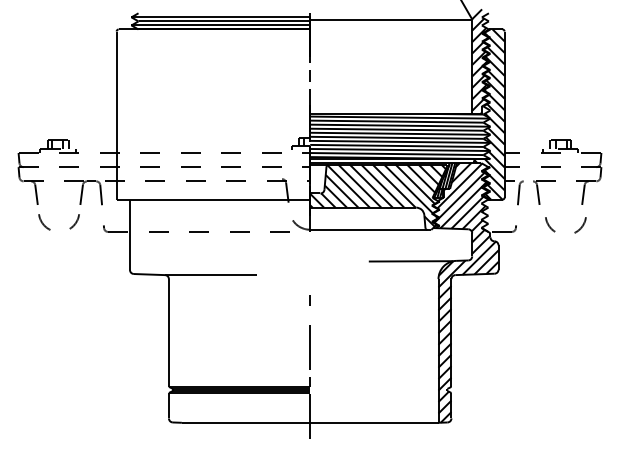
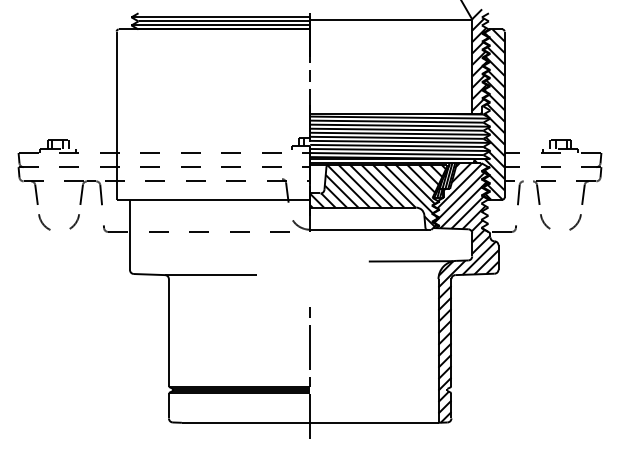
curve position: (555, 230) -> (550, 227) (550, 227)
curve position: (309, 300) -> (309, 312) (309, 312)
